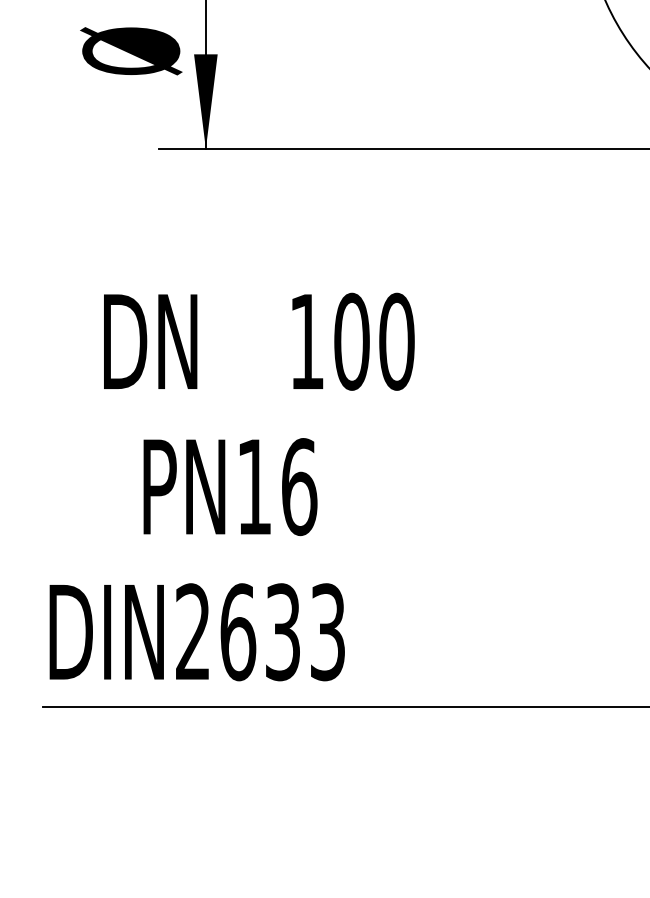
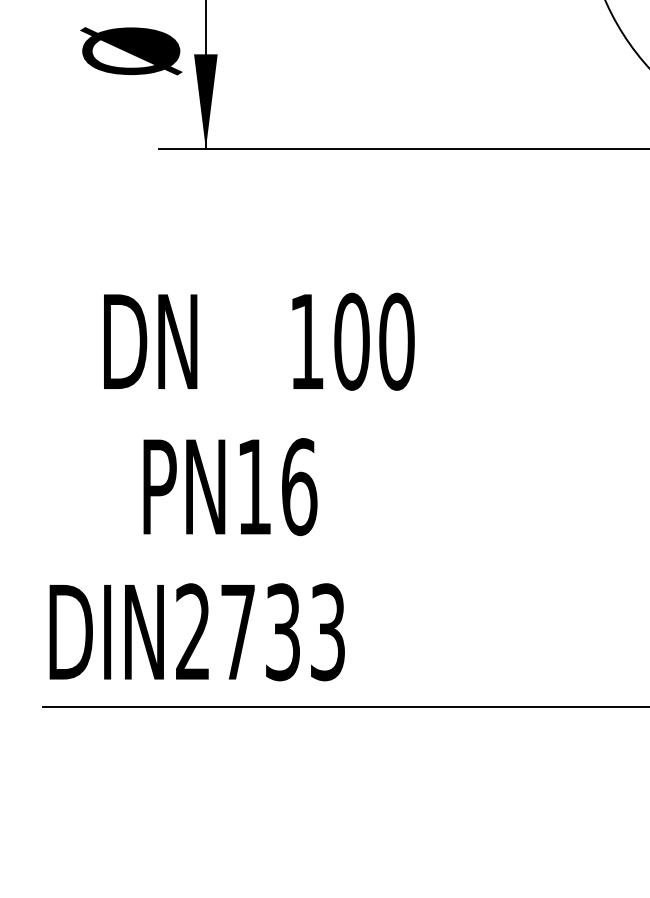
text: DIN2633 -> DIN2733 (238, 632)
